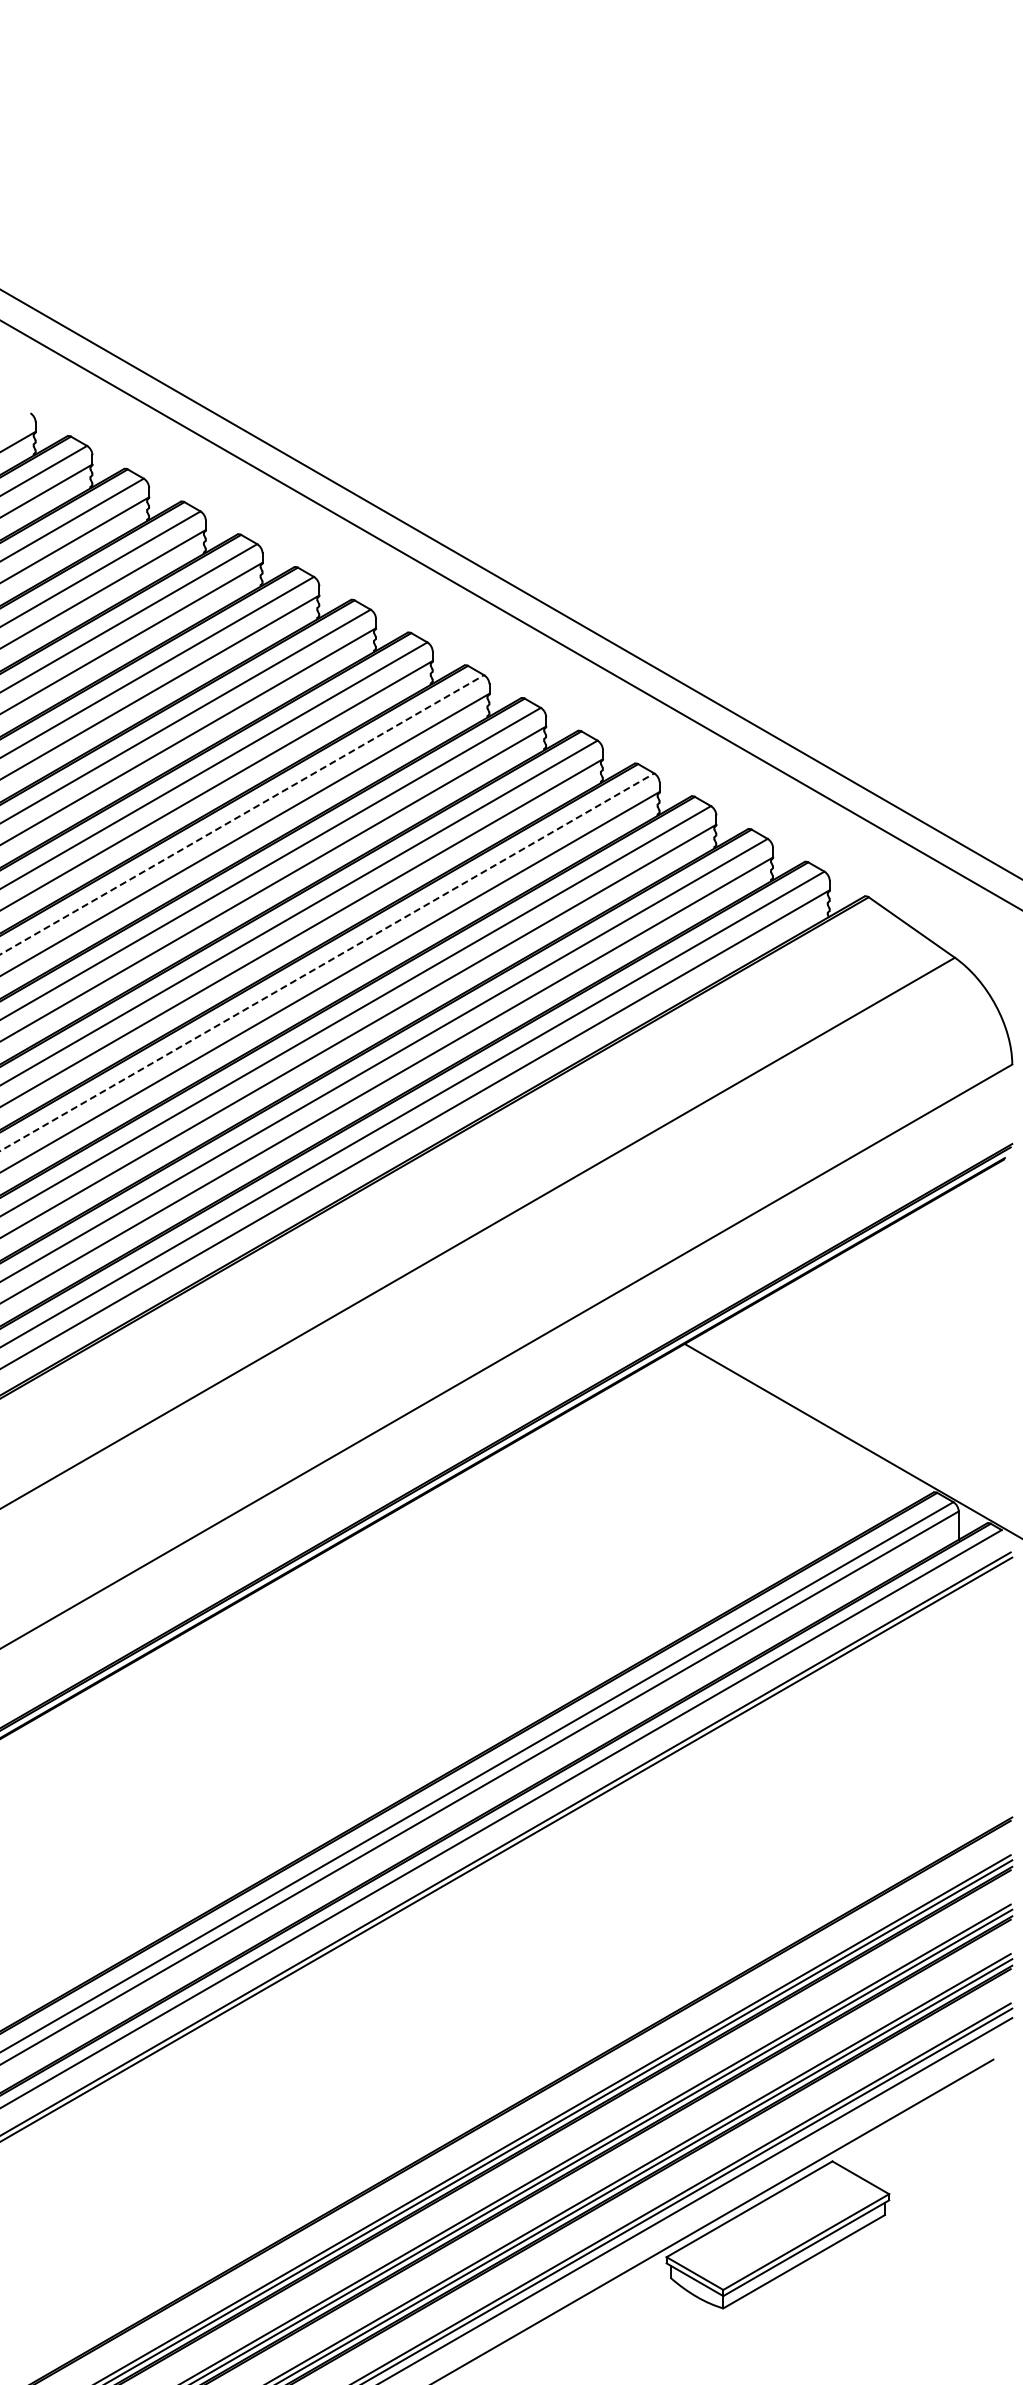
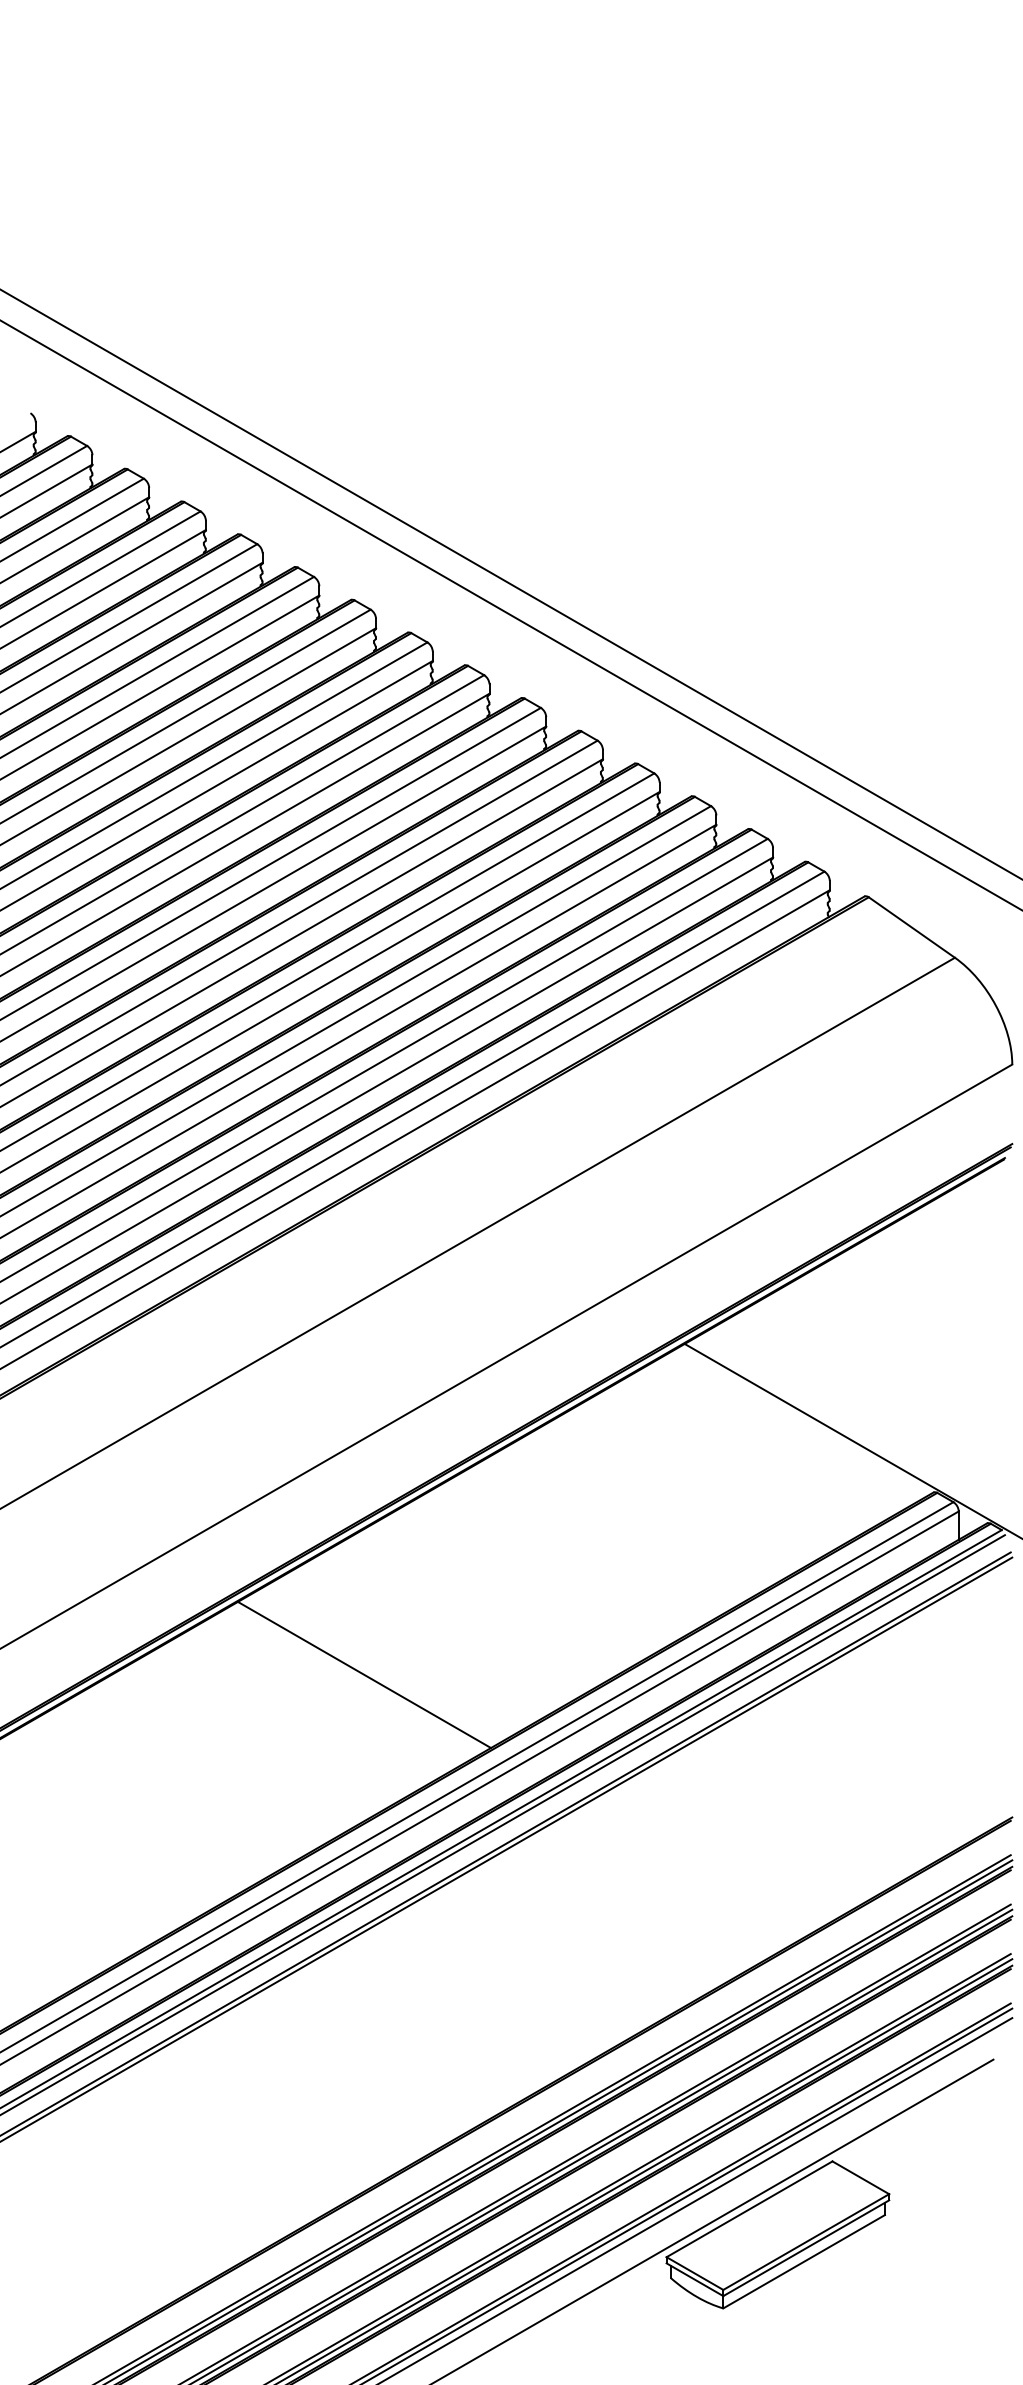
line: dashed -> solid (242, 814)
line: dashed -> solid (327, 961)
line: none -> present (364, 1674)
line: none -> present (503, 1824)
